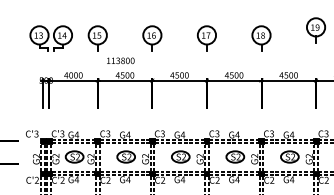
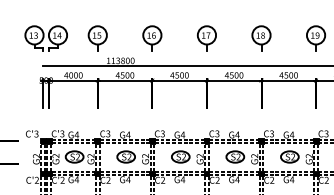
part position: (316, 30) -> (316, 38) (316, 38)
part position: (50, 38) -> (45, 38) (45, 38)
line: none -> present (186, 66)
